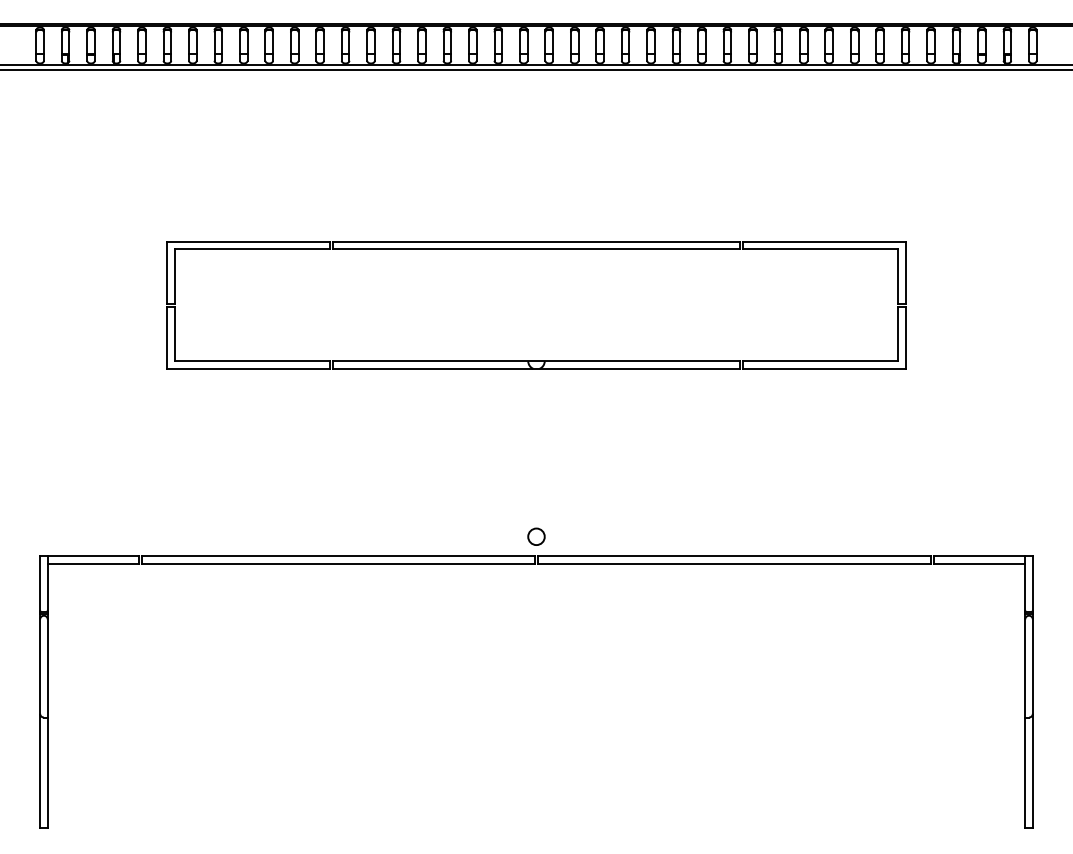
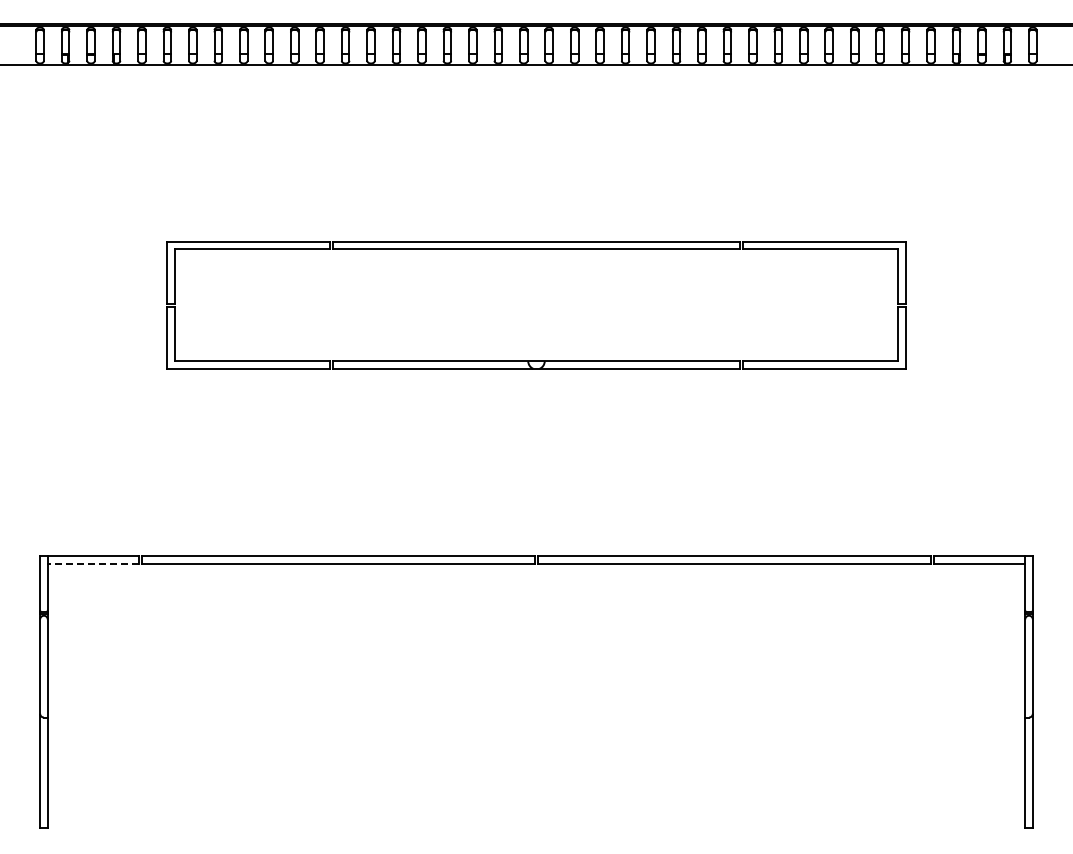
line: present -> none (535, 69)
circle: present -> none (536, 536)
line: solid -> dashed (93, 563)
